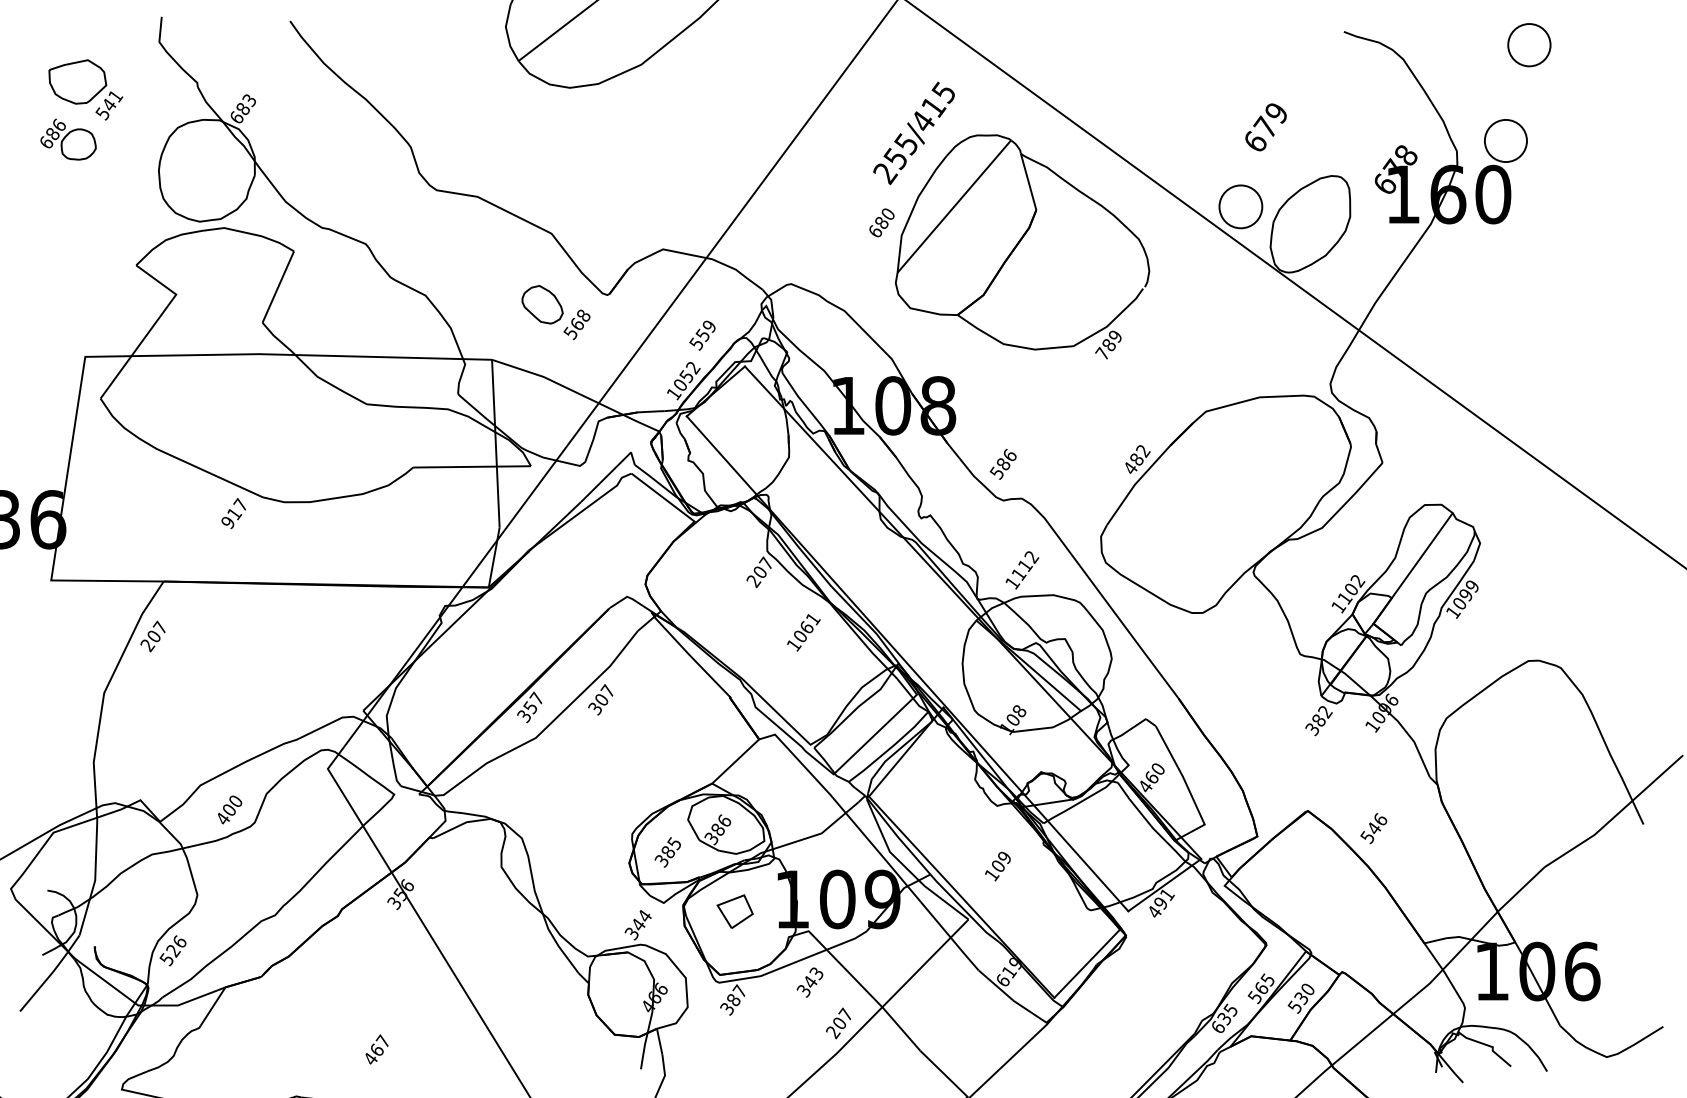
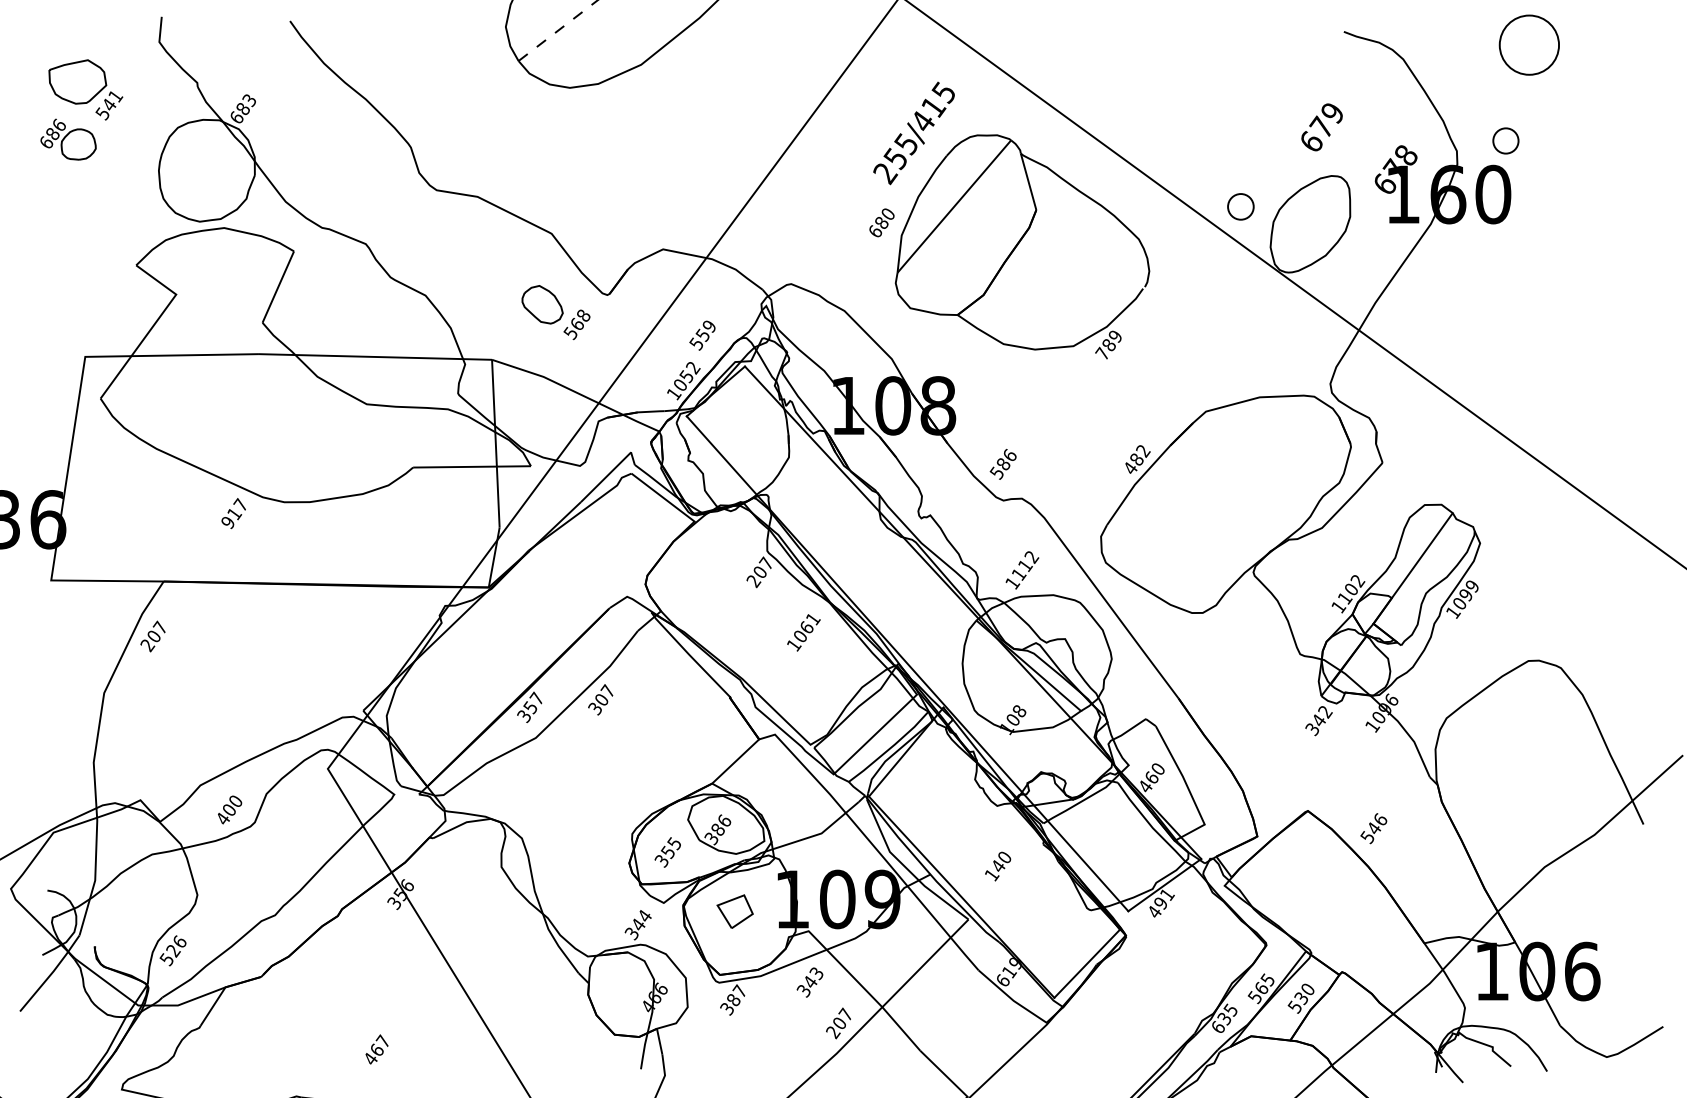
line: solid -> dashed (558, 30)
circle diameter: 42 px -> 59 px (1529, 44)
text position: (1265, 127) -> (1321, 127) (1321, 127)
circle diameter: 42 px -> 25 px (1505, 140)
circle diameter: 43 px -> 26 px (1240, 206)
text: 382 -> 342 (1318, 720)
text: 385 -> 355 (667, 852)
text: 109 -> 140 (1001, 862)
